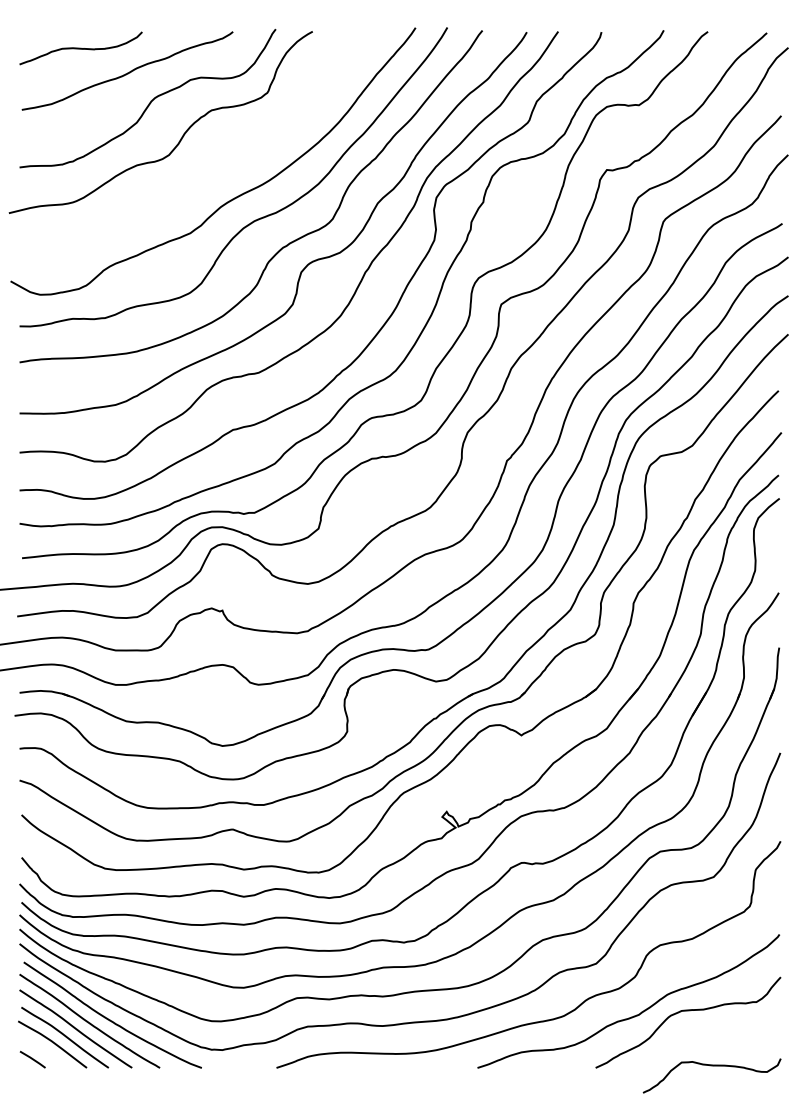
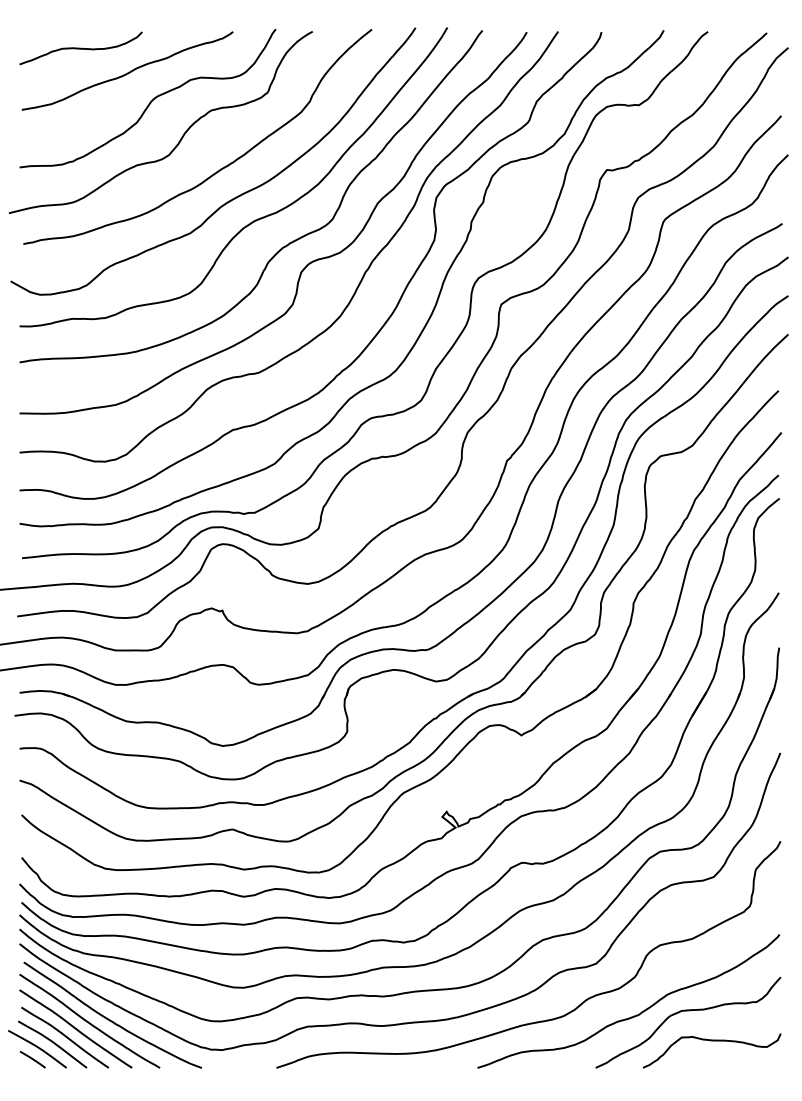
curve: none -> present (220, 168)
curve: none -> present (37, 1048)
curve position: (711, 1066) -> (711, 1041) (711, 1041)
